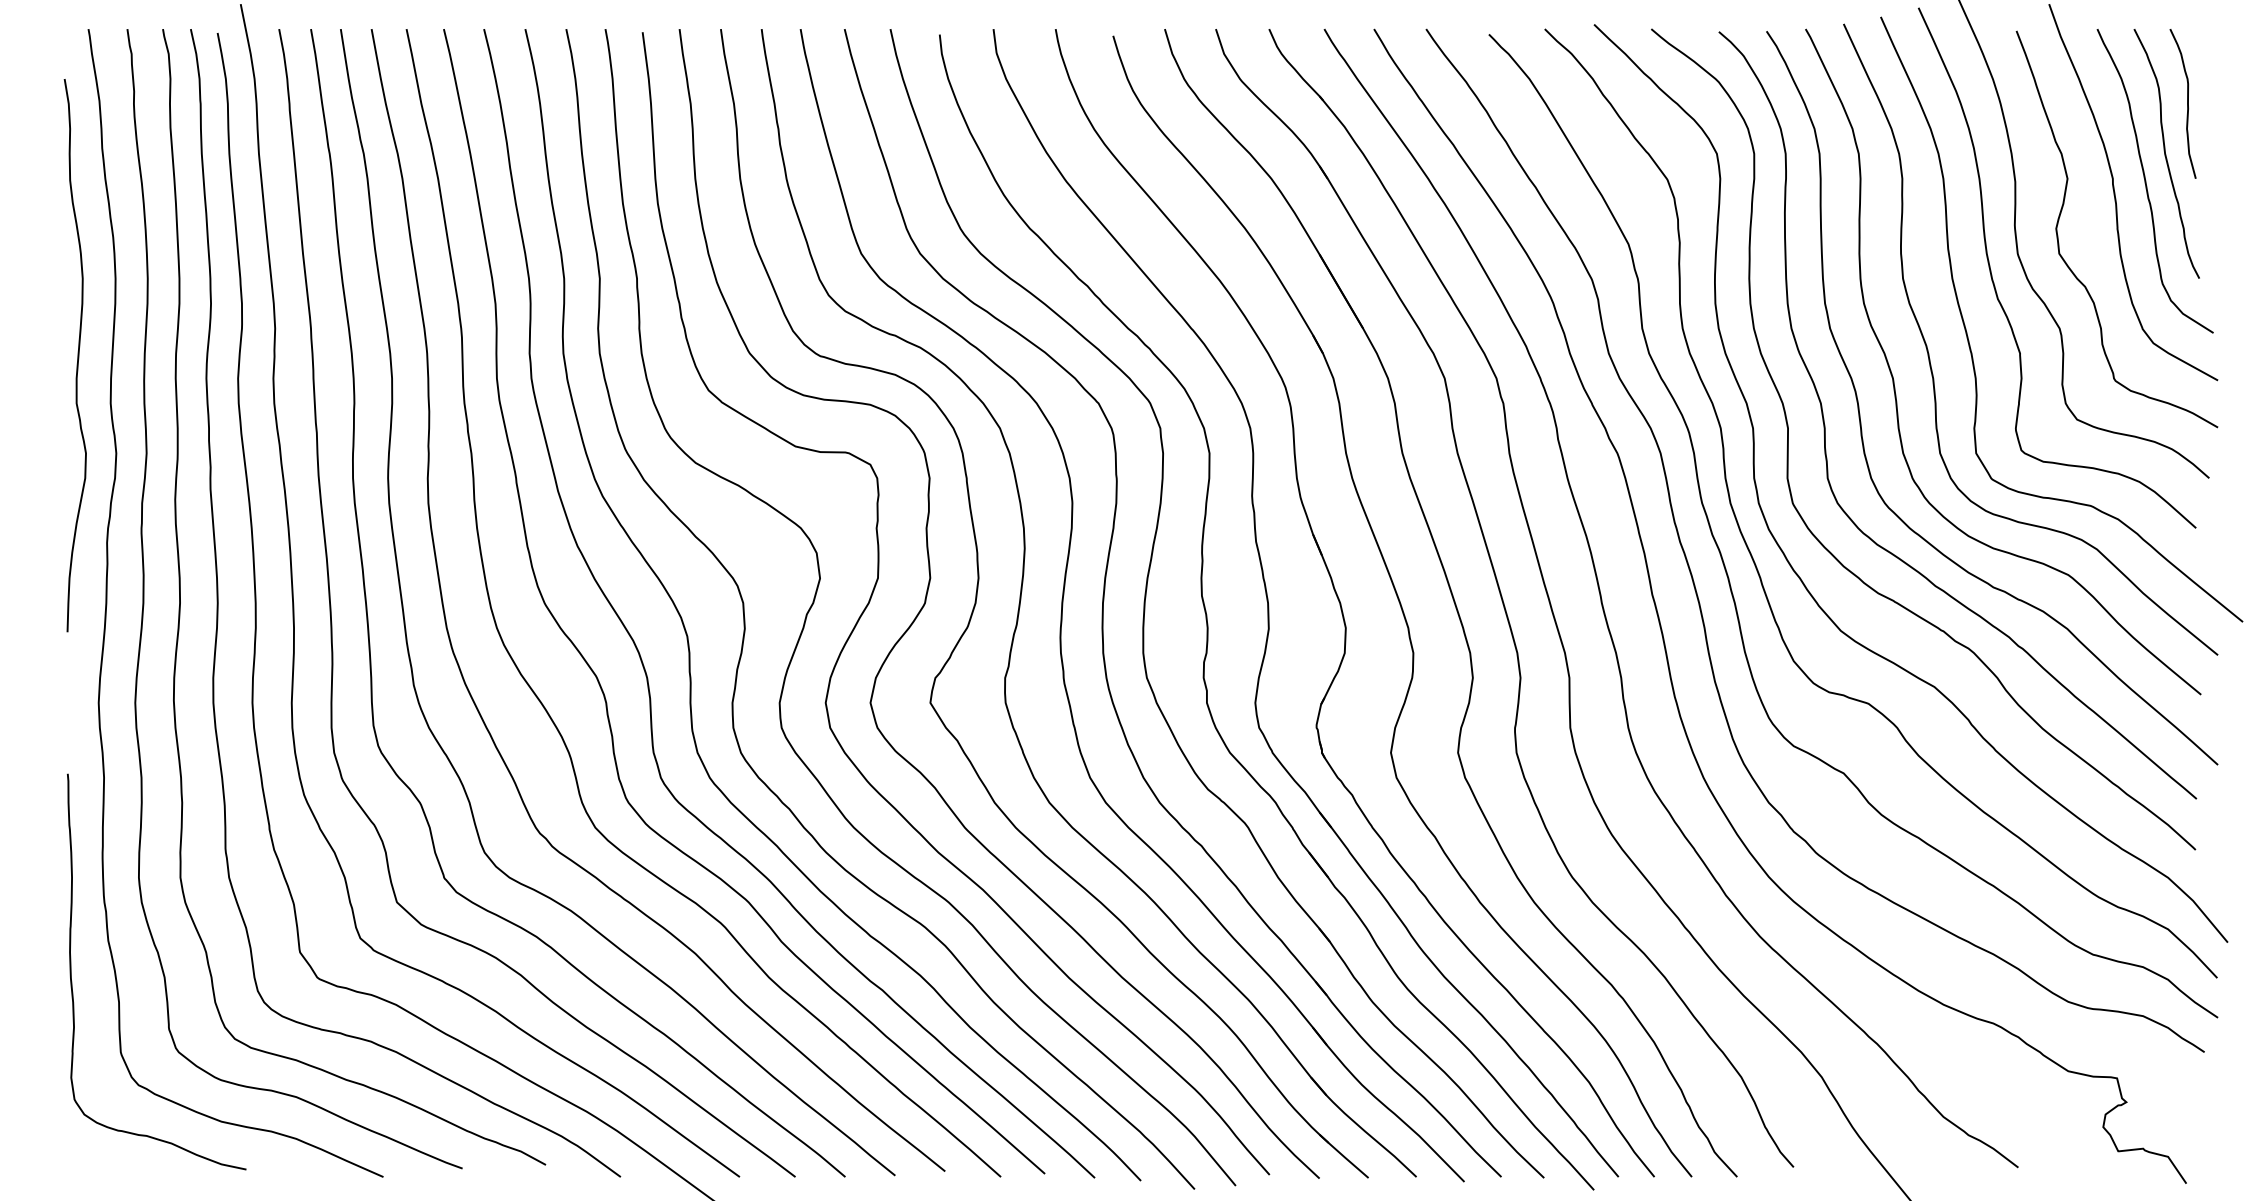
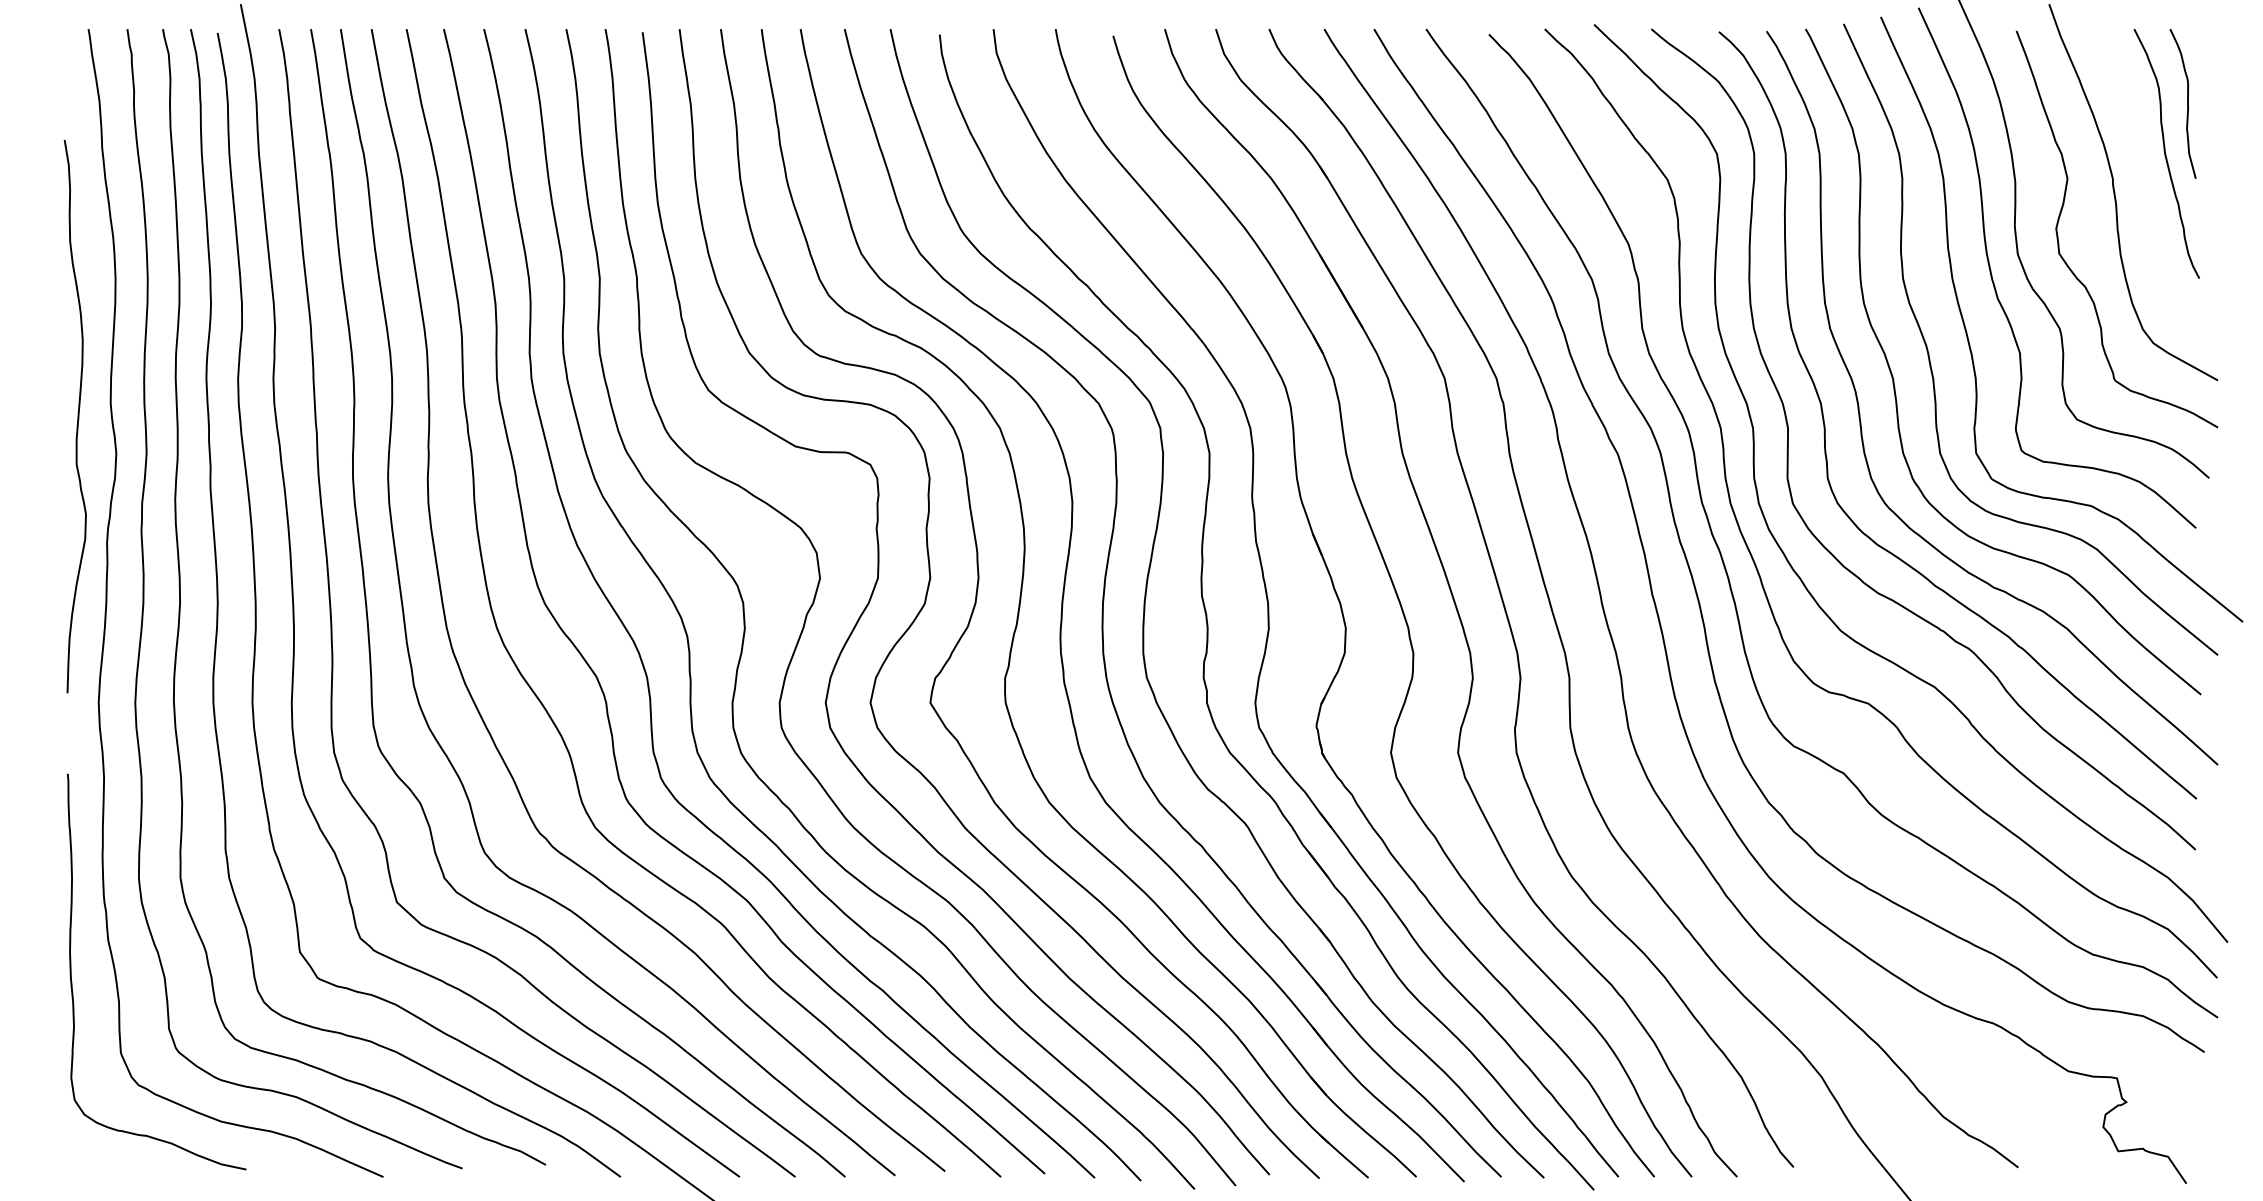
curve: present -> none (2146, 181)
curve position: (77, 355) -> (77, 416) (77, 416)
